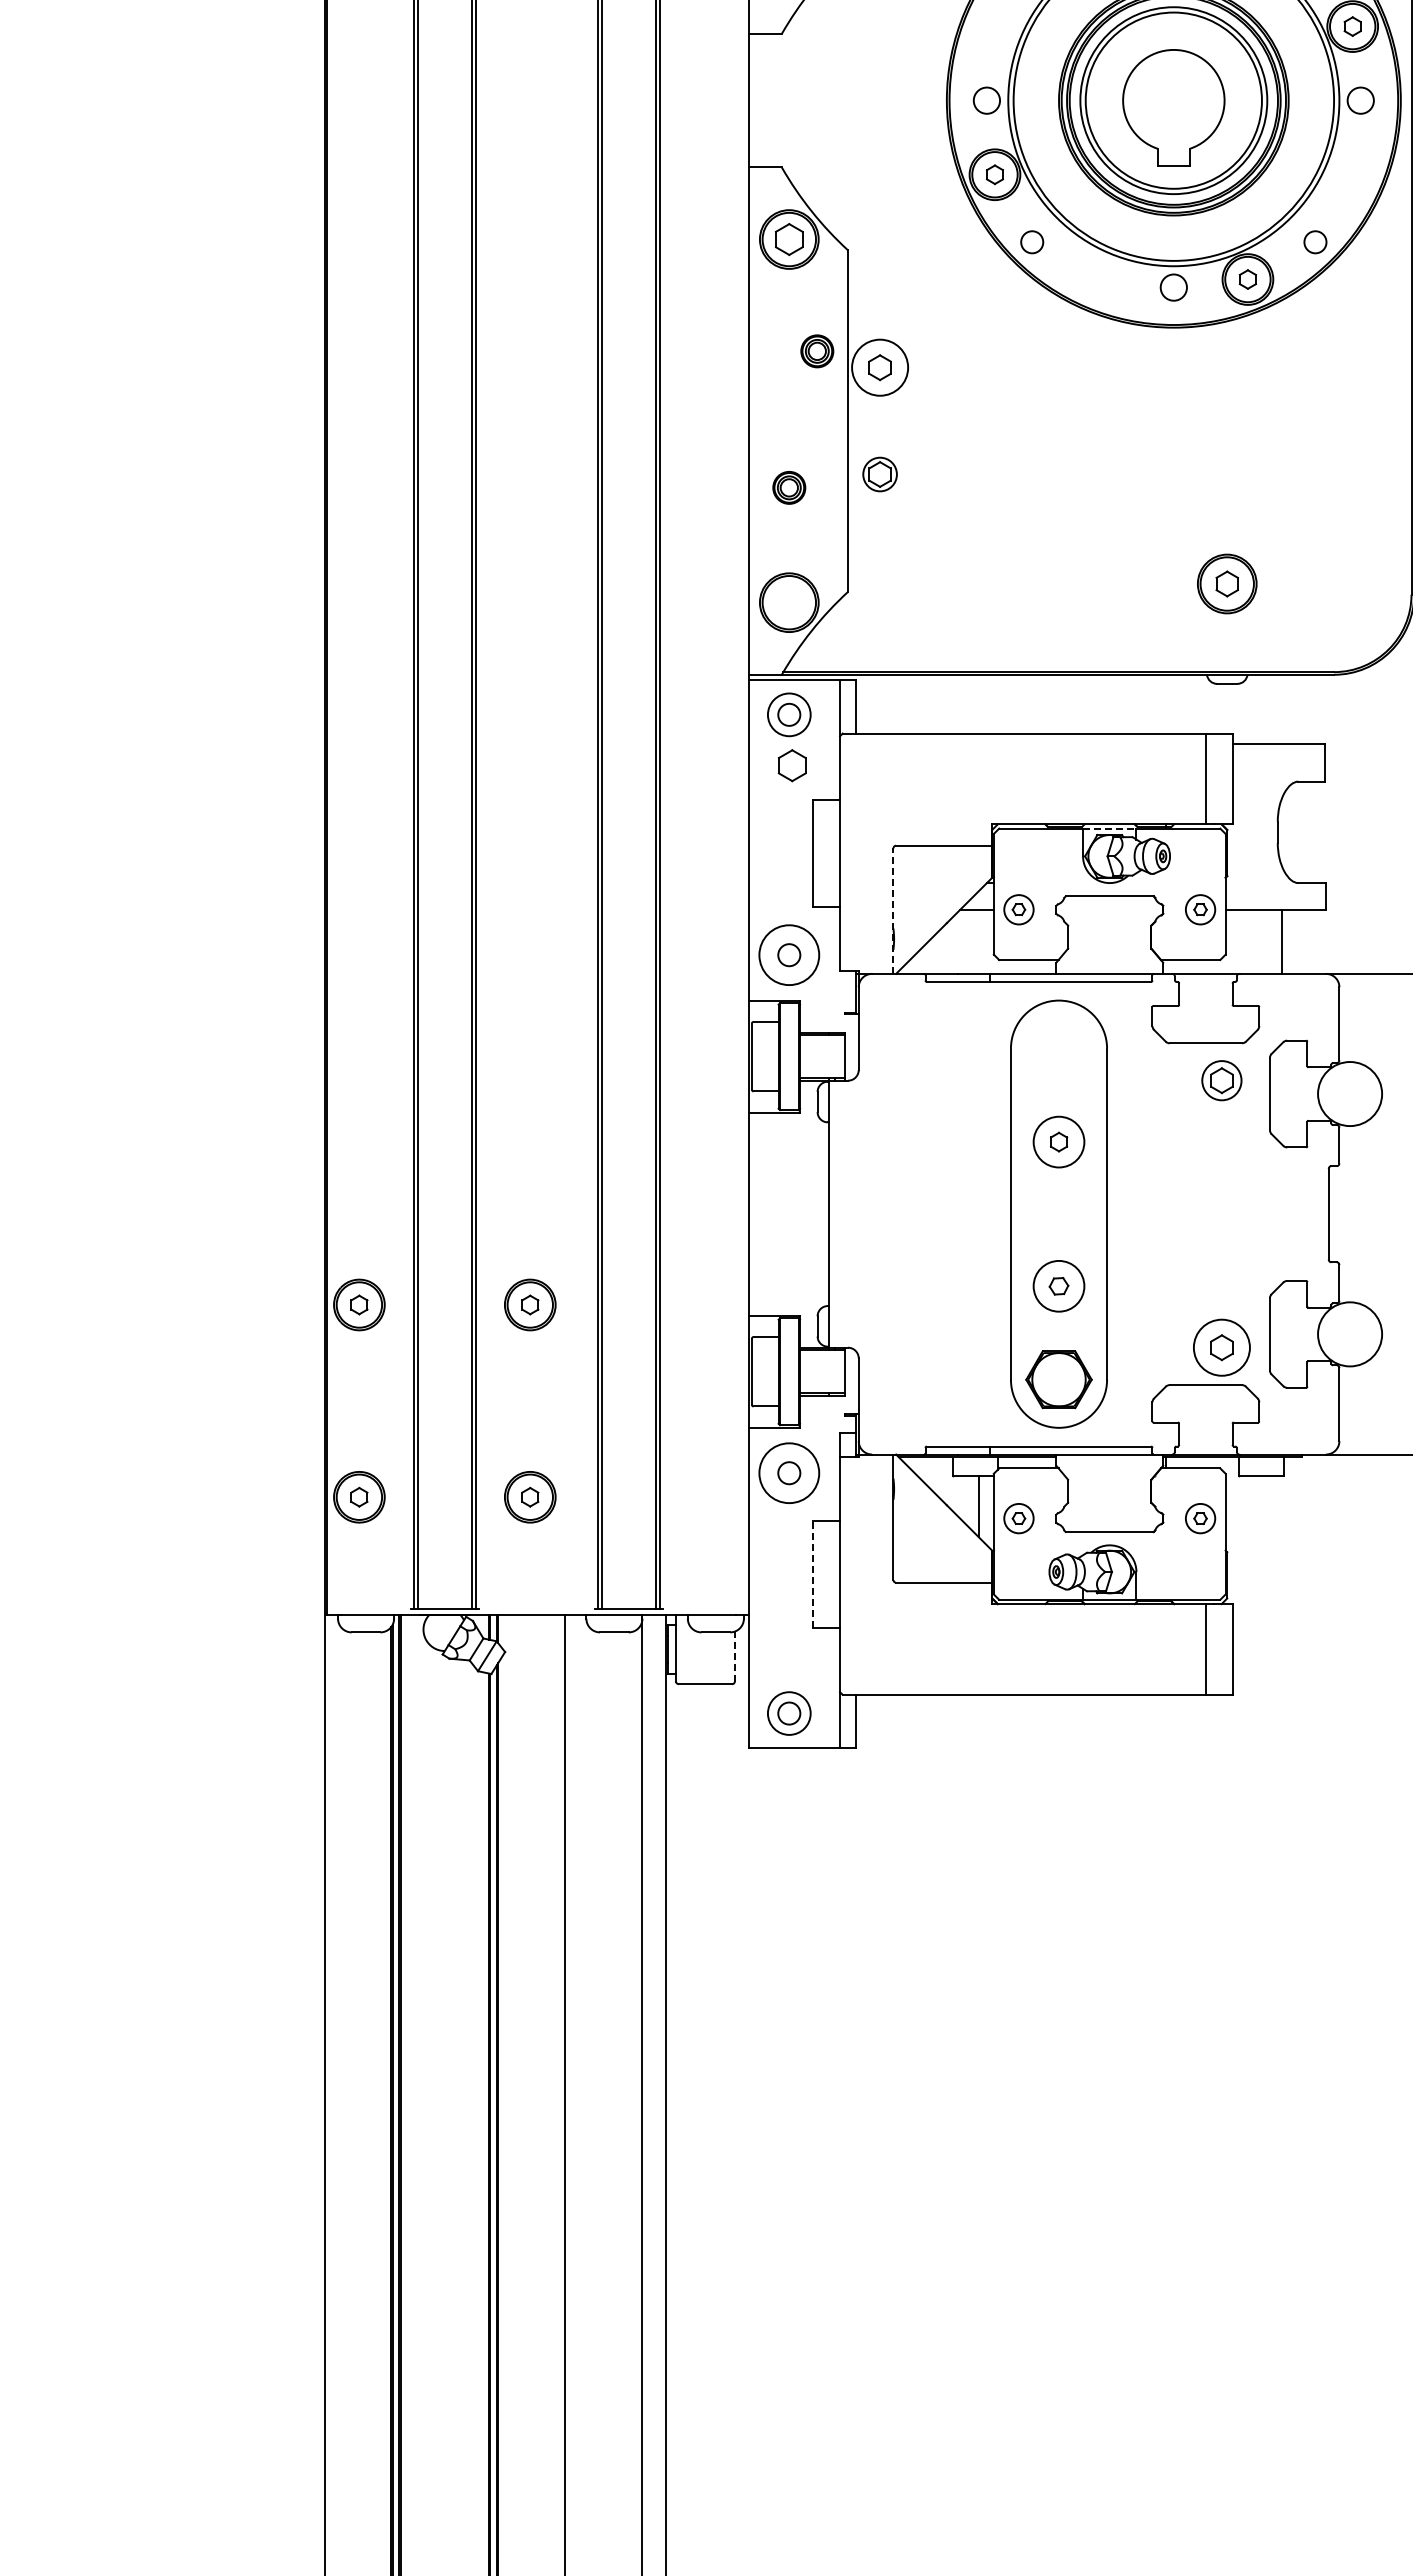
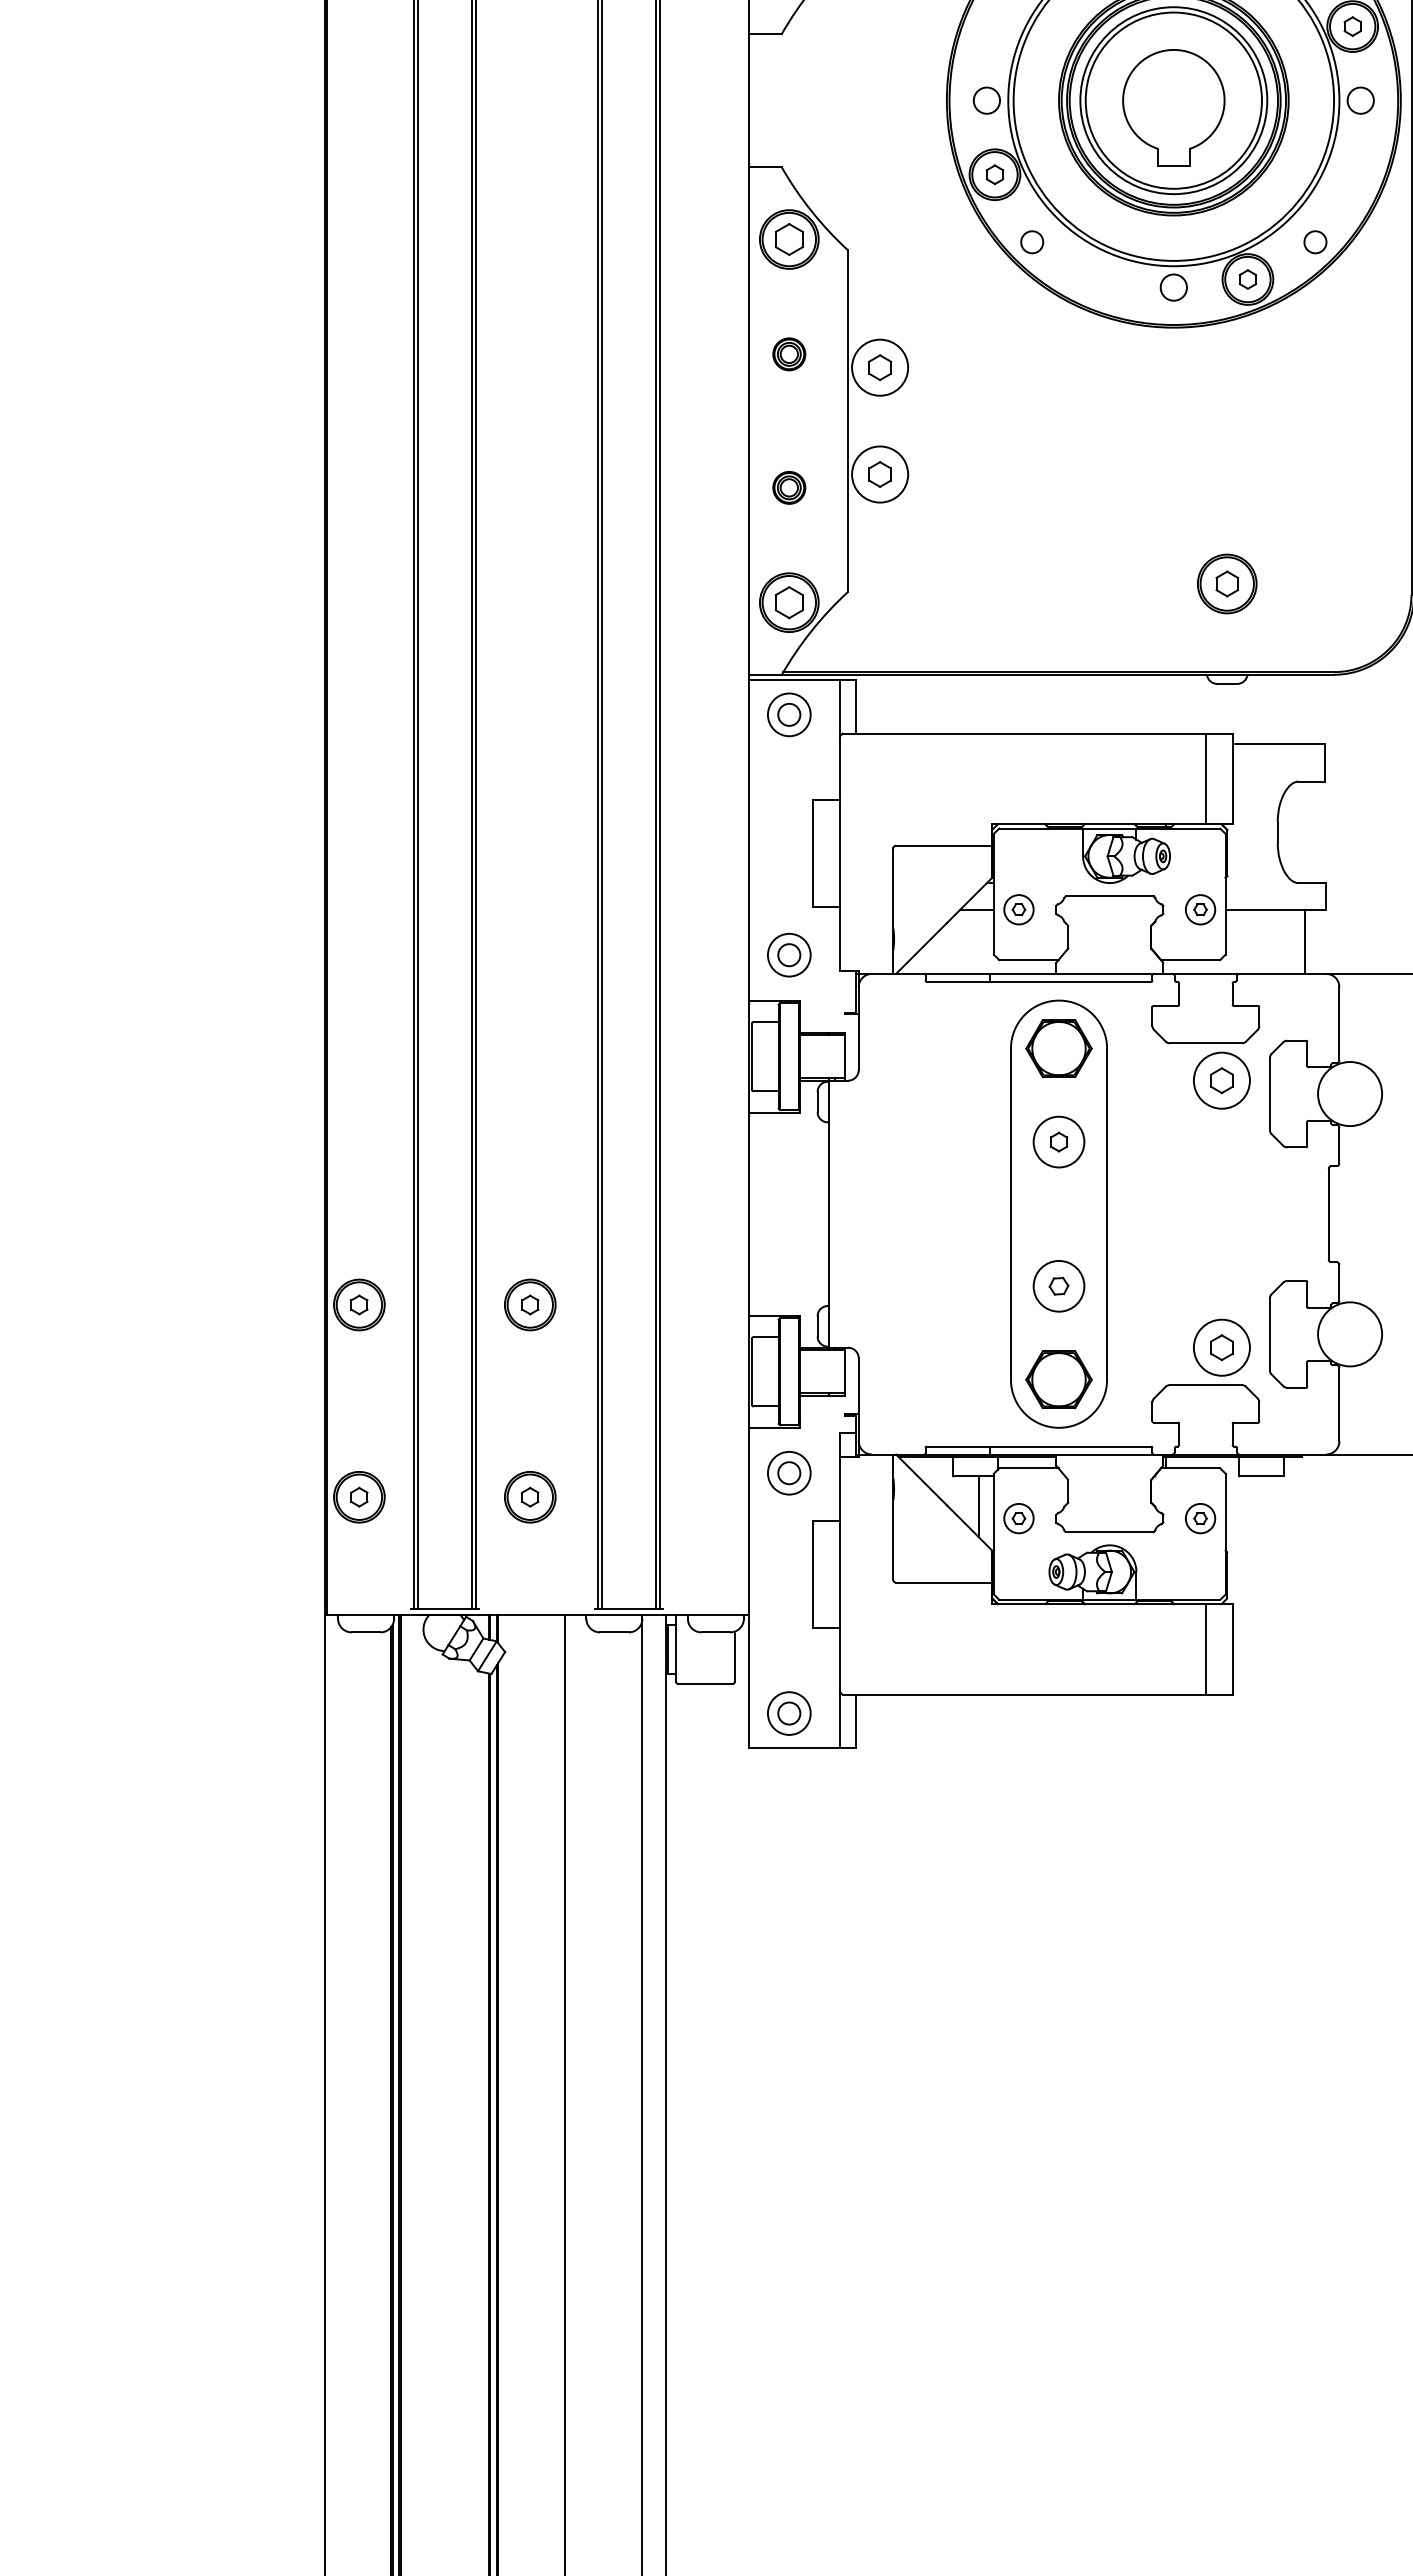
part position: (817, 351) -> (789, 354) (789, 354)
circle diameter: 34 px -> 56 px (880, 474)
part position: (791, 765) -> (788, 602) (788, 602)
line: dashed -> solid (1109, 828)
line: dashed -> solid (893, 911)
line position: (1281, 941) -> (1304, 941) (1304, 941)
circle diameter: 60 px -> 43 px (788, 954)
part: none -> present (1058, 1048)
circle diameter: 39 px -> 56 px (1221, 1080)
circle diameter: 60 px -> 43 px (788, 1472)
line: dashed -> solid (813, 1574)
line: dashed -> solid (734, 1656)
